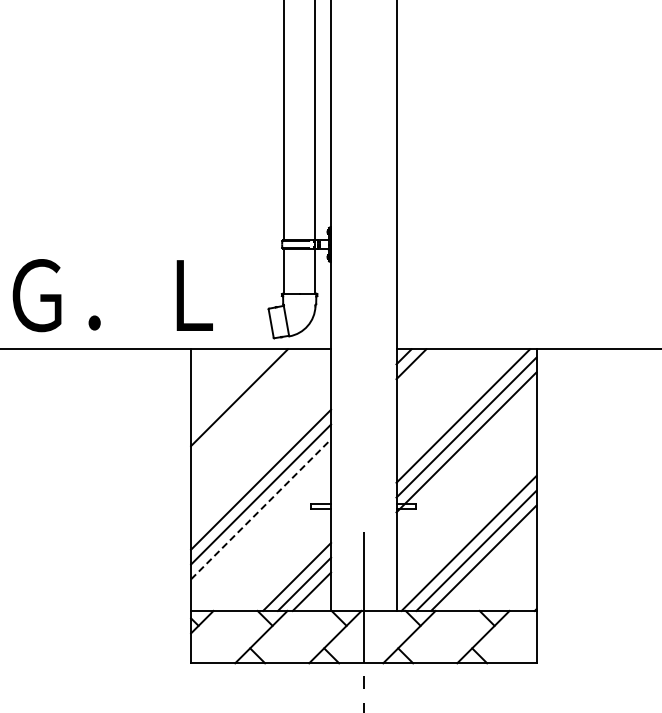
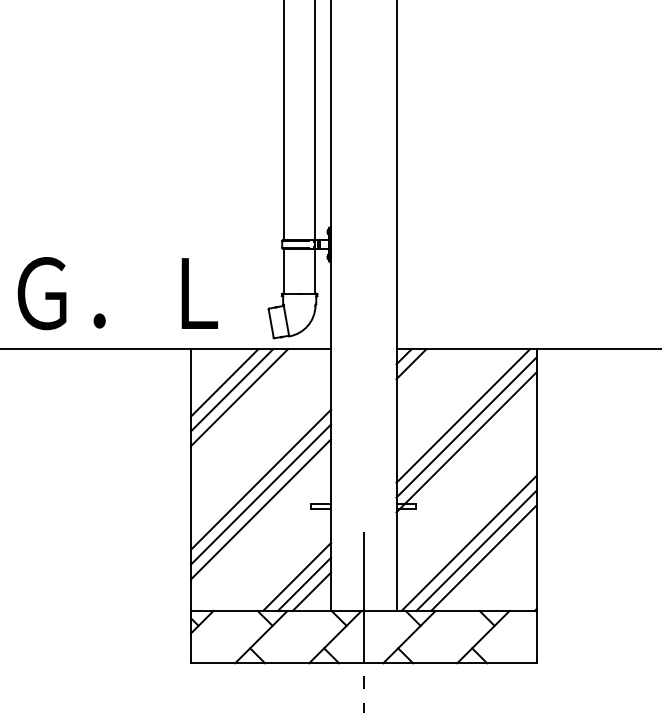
text position: (112, 295) -> (117, 293) (117, 293)
line: none -> present (224, 382)
line: none -> present (232, 390)
line: dashed -> solid (261, 509)
